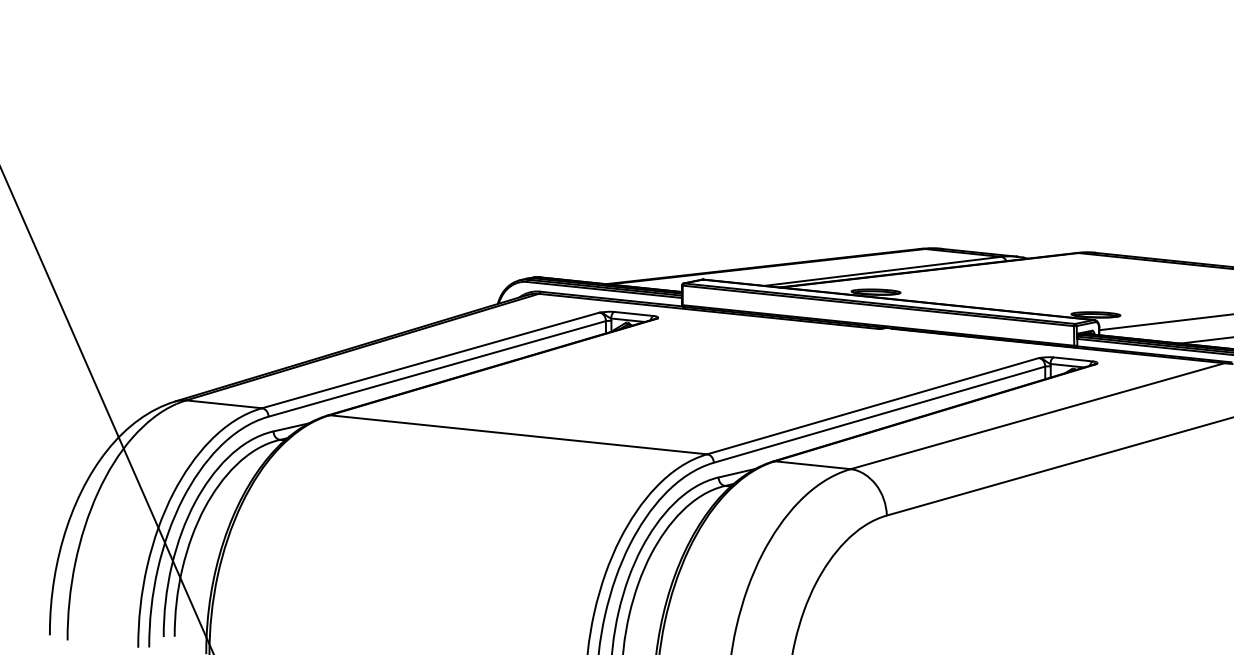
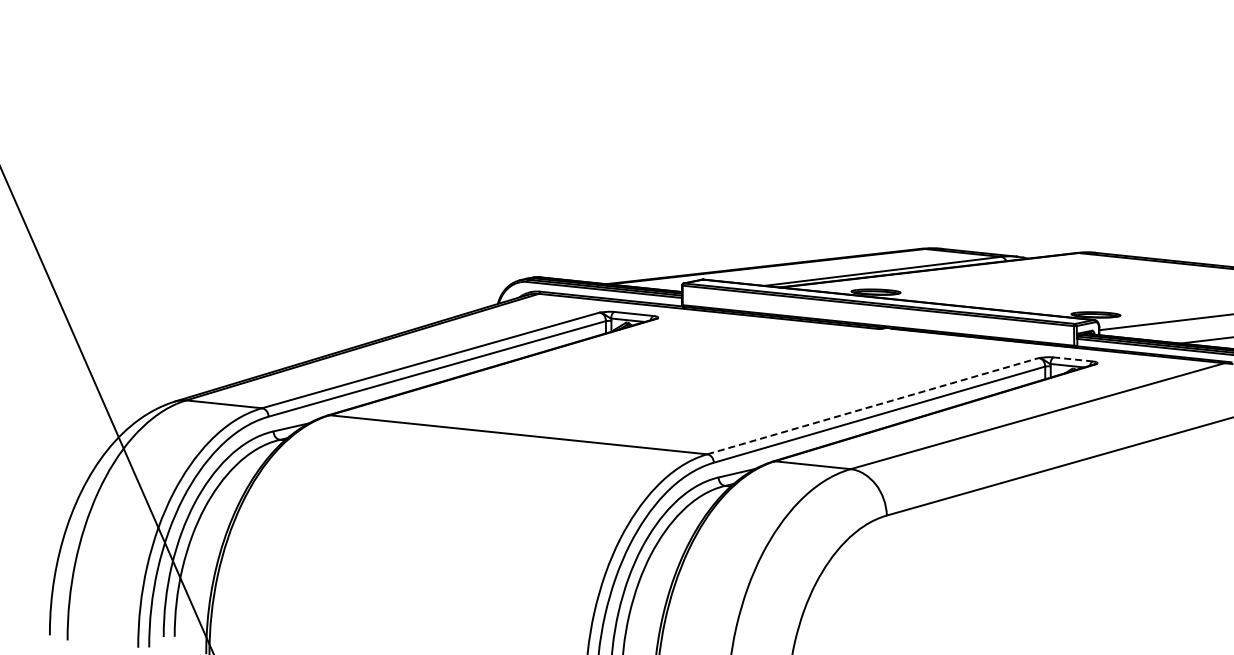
line: solid -> dashed (1073, 359)
line: solid -> dashed (873, 406)
